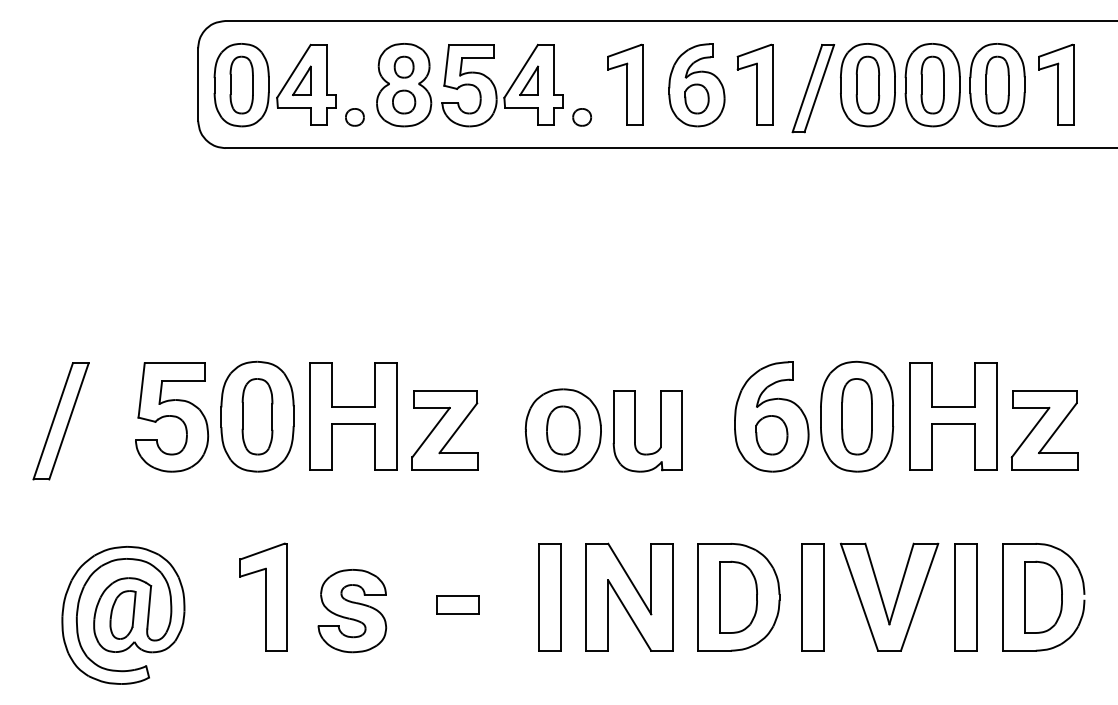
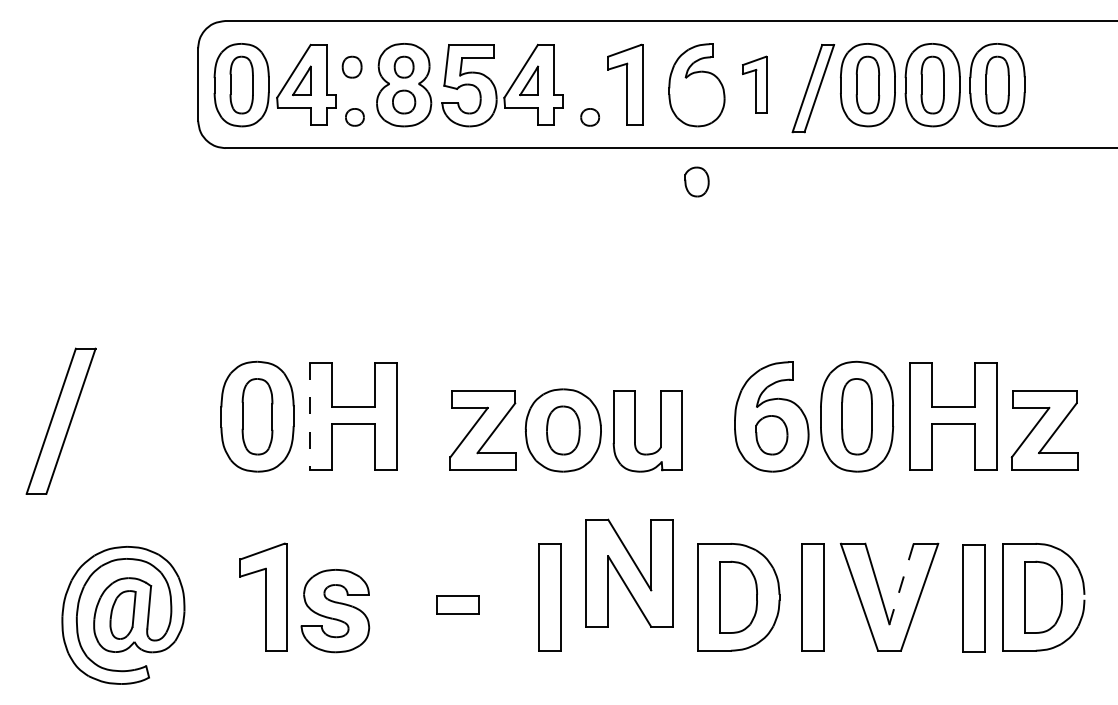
part: none -> present (351, 66)
part size: 38x83 px -> 26x59 px (754, 84)
part: present -> none (1056, 84)
part position: (696, 98) -> (696, 181) (696, 181)
part position: (581, 117) -> (589, 117) (589, 117)
part: present -> none (172, 417)
line: solid -> dashed (310, 417)
part size: 58x119 px -> 72x148 px (60, 420)
part position: (444, 430) -> (482, 430) (482, 430)
line: solid -> dashed (901, 584)
part position: (629, 596) -> (629, 572) (629, 572)
part position: (965, 597) -> (973, 598) (973, 598)
part position: (352, 611) -> (335, 611) (335, 611)
